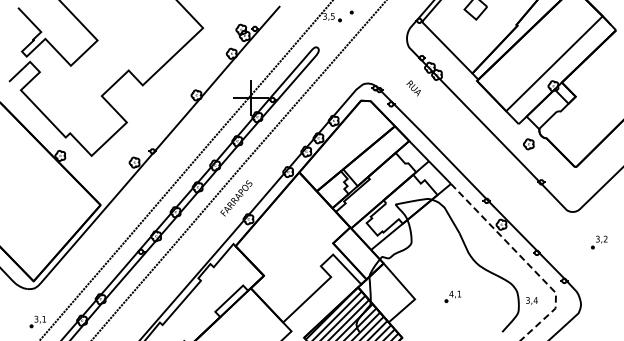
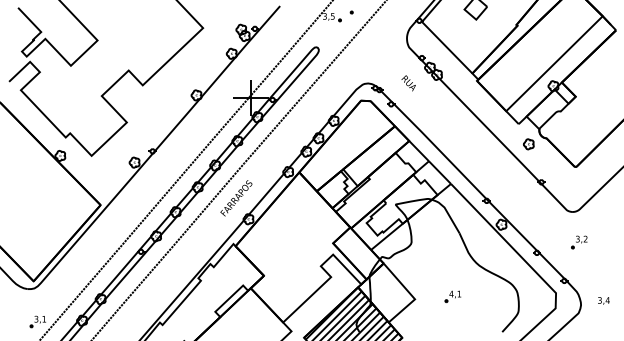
text position: (413, 88) -> (408, 83) (408, 83)
part position: (599, 242) -> (579, 242) (579, 242)
line: dashed -> solid (526, 262)
text position: (531, 300) -> (603, 300) (603, 300)
